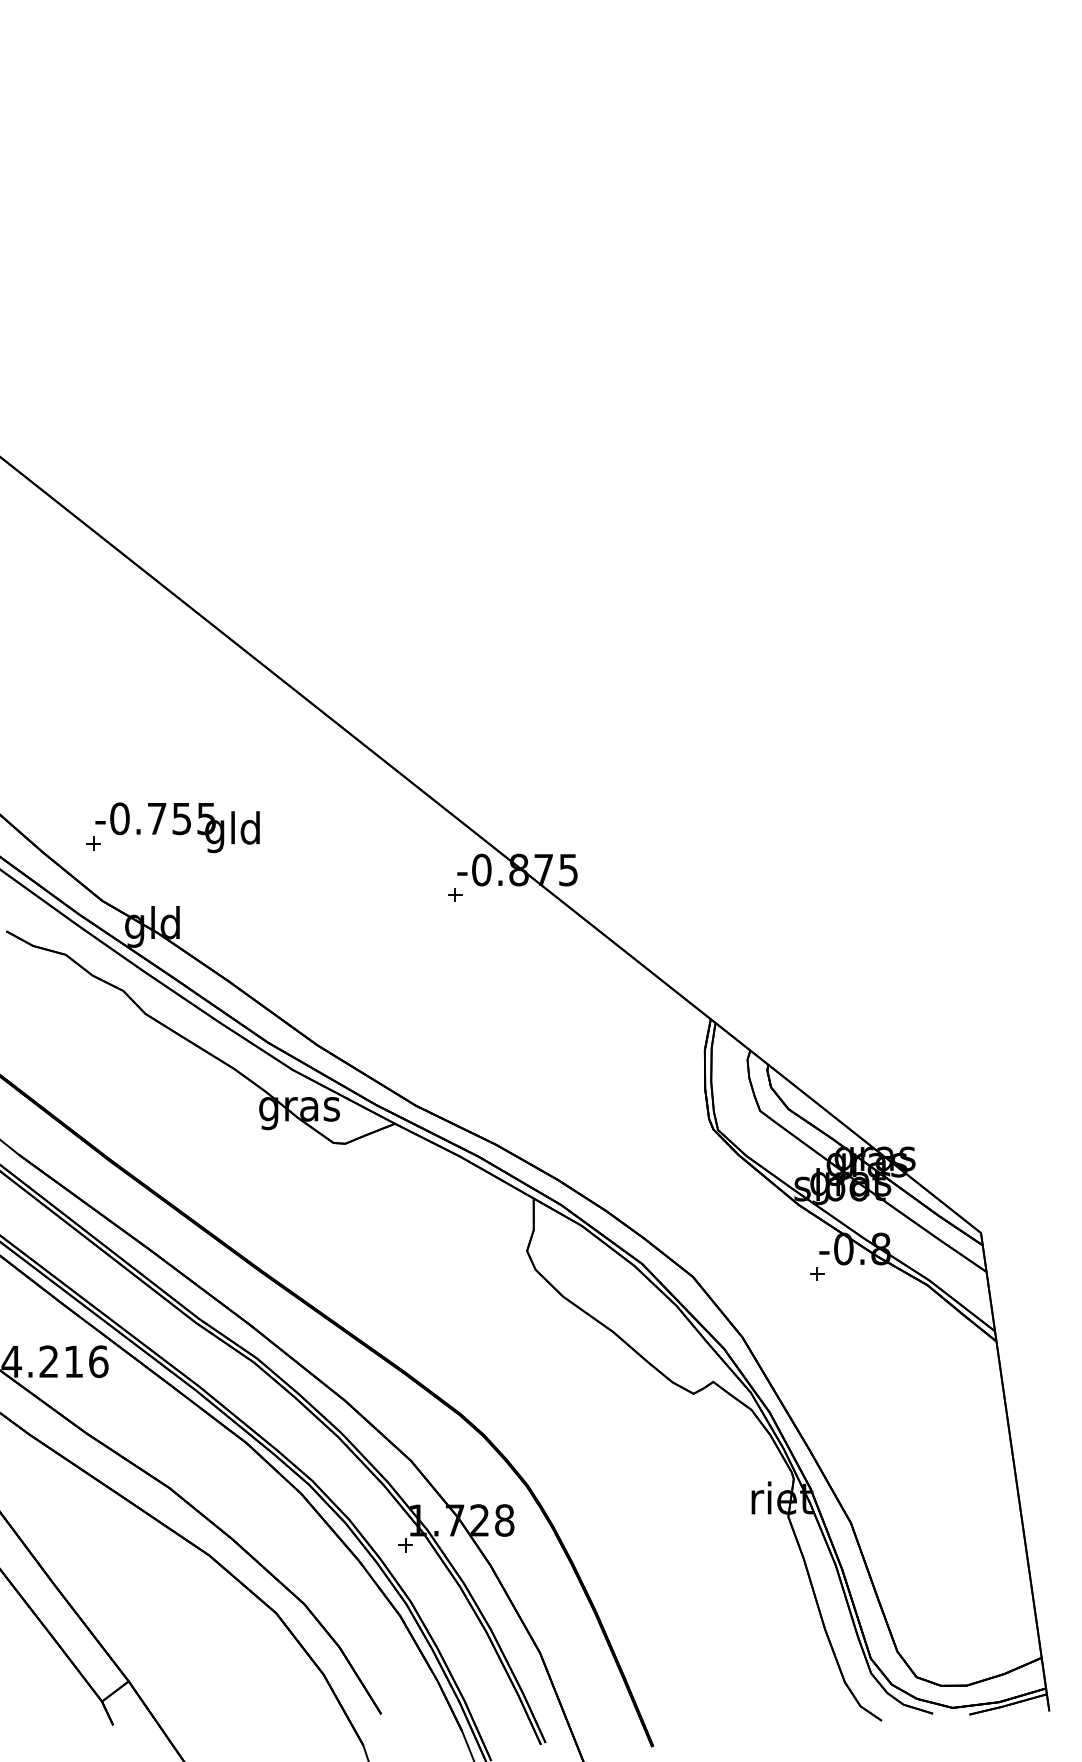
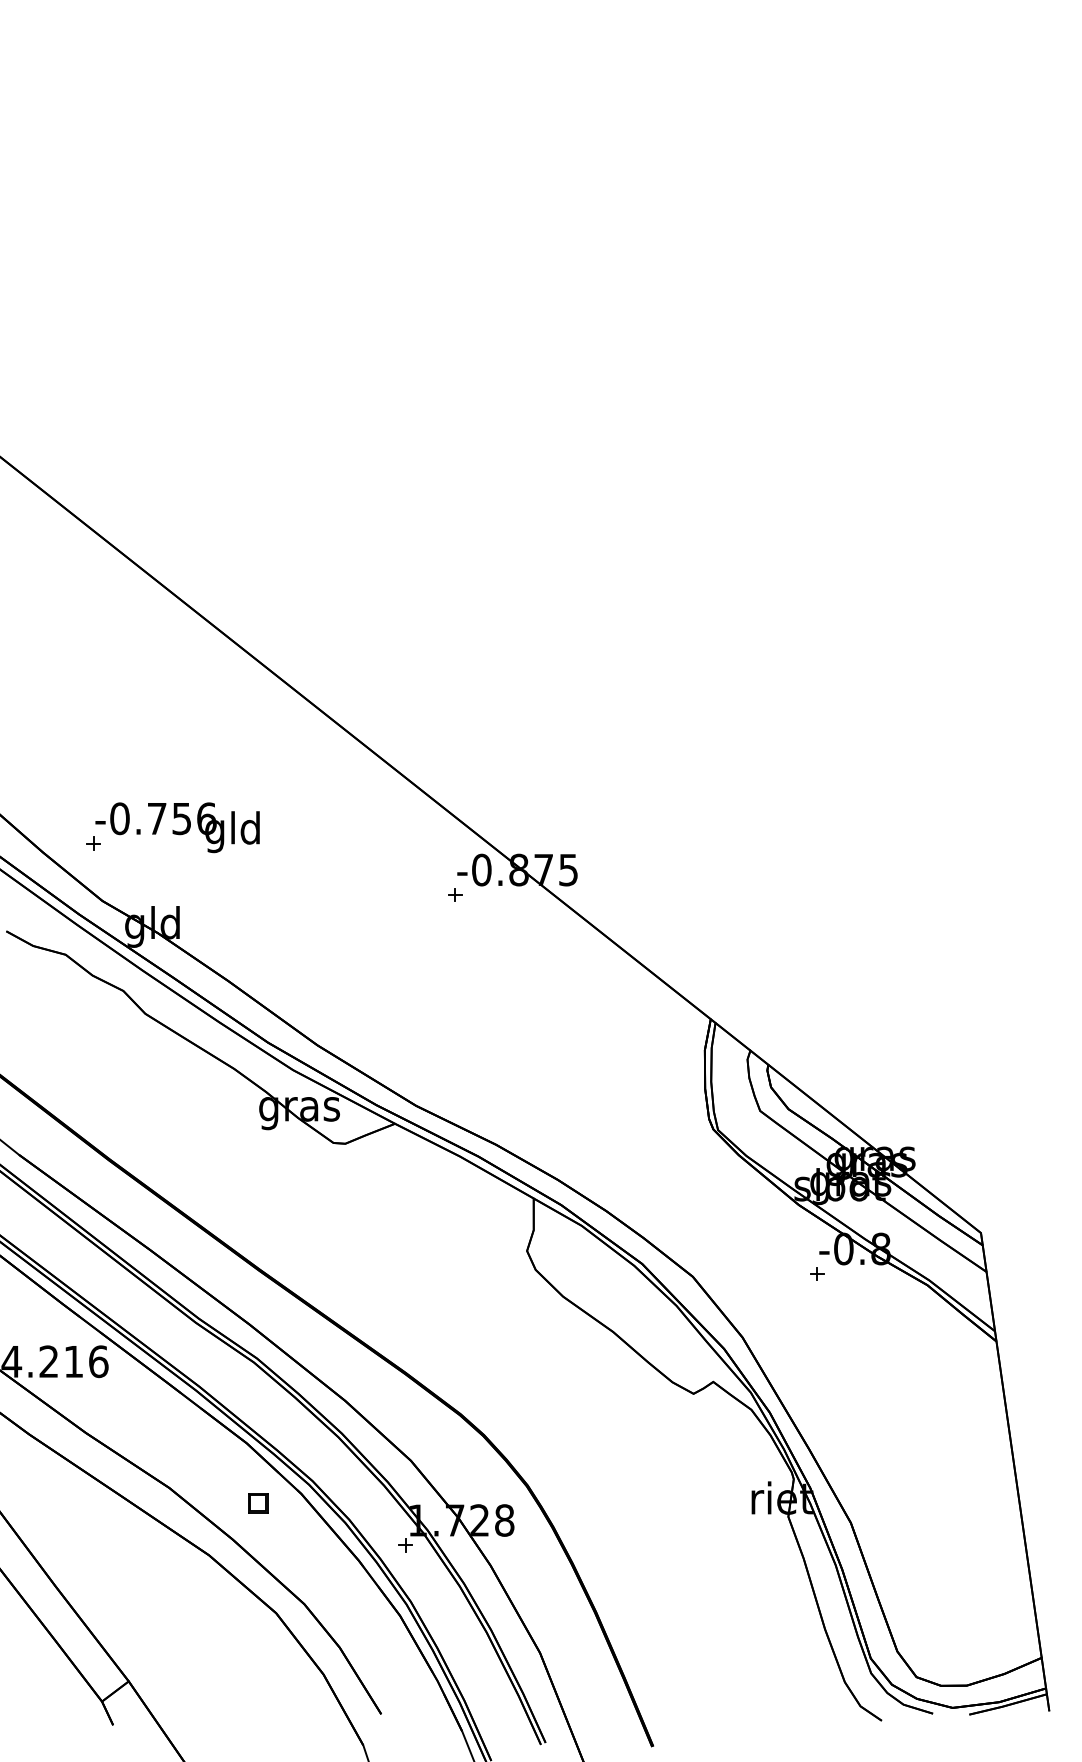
text: -0.755 -> -0.756 (206, 818)
part: none -> present (258, 1503)
